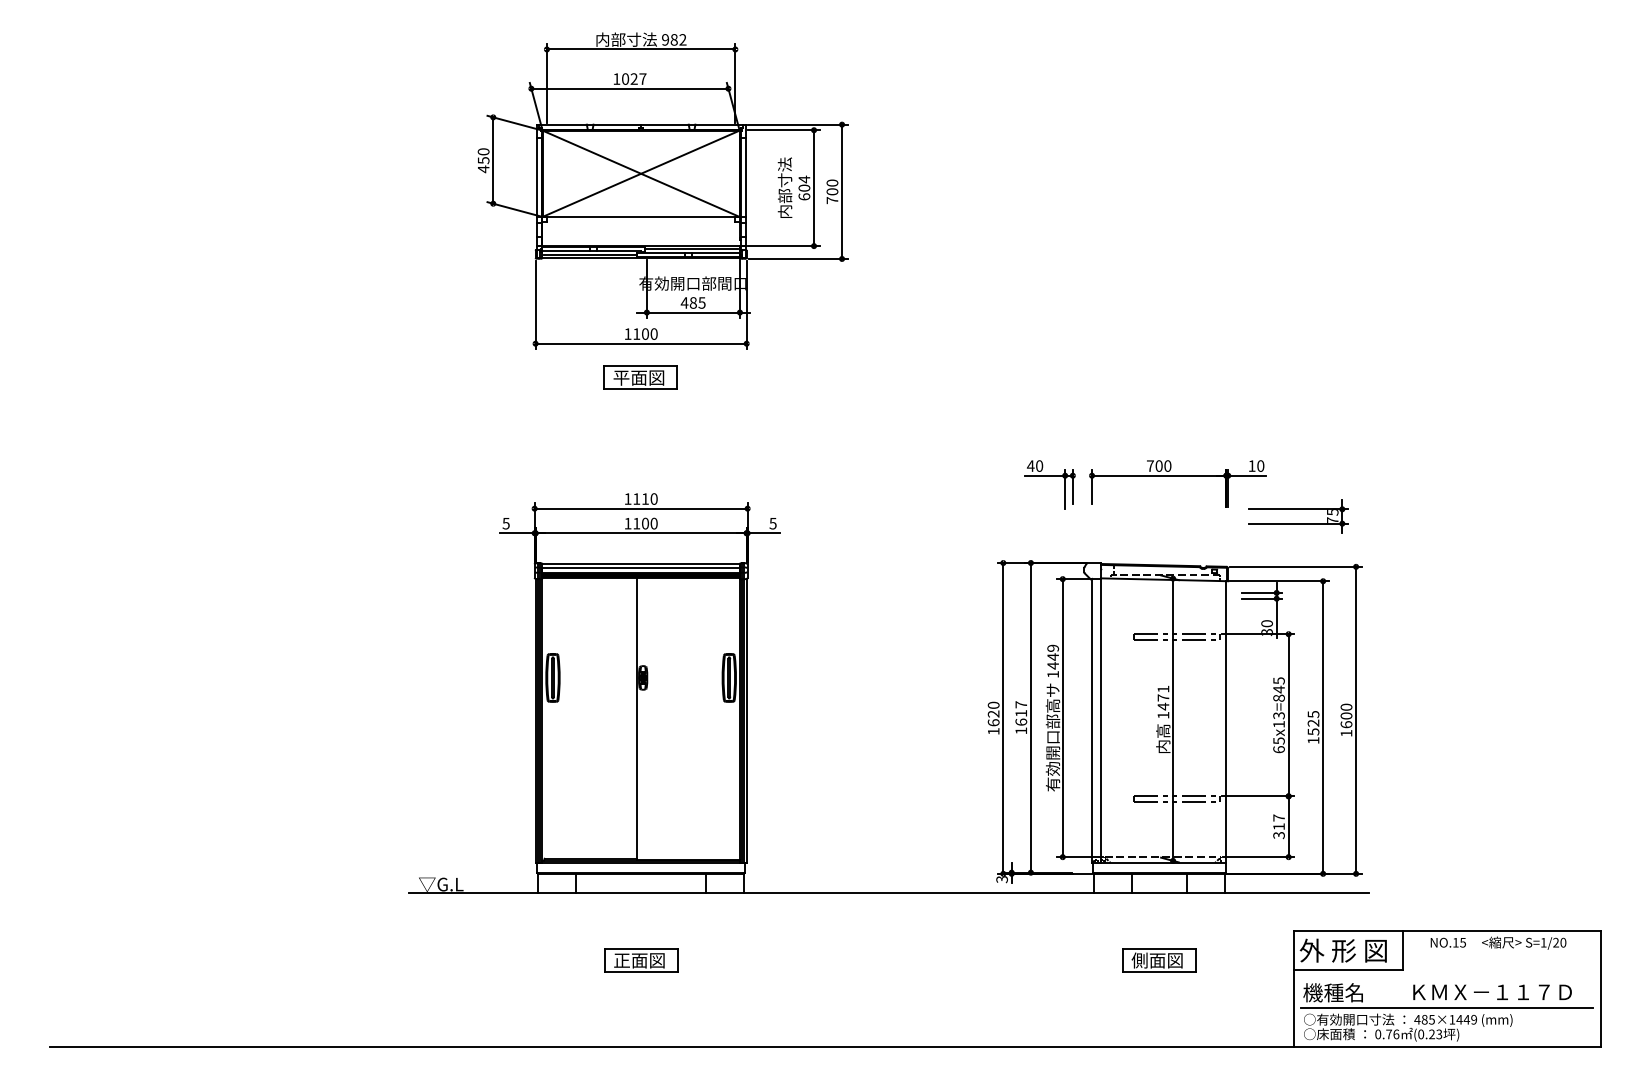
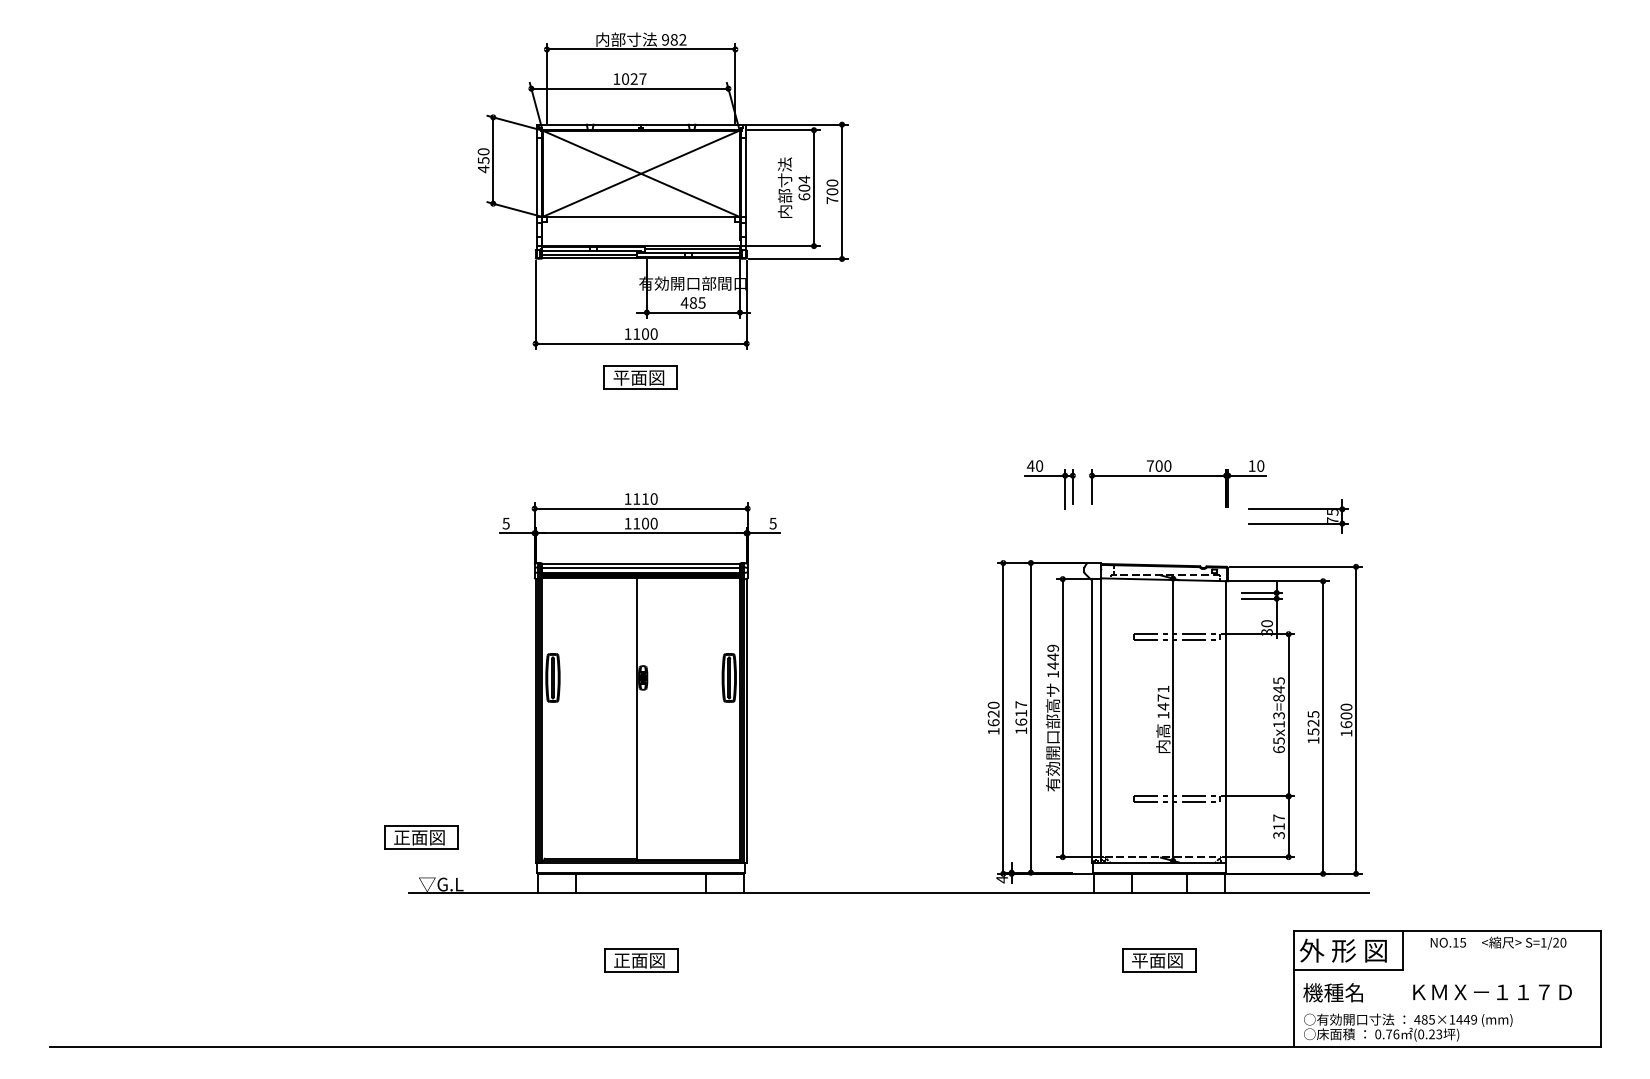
part: none -> present (421, 837)
text: 3 -> 4 (1001, 879)
text: 側面図 -> 平面図 (1139, 960)
line: present -> none (1446, 1008)
